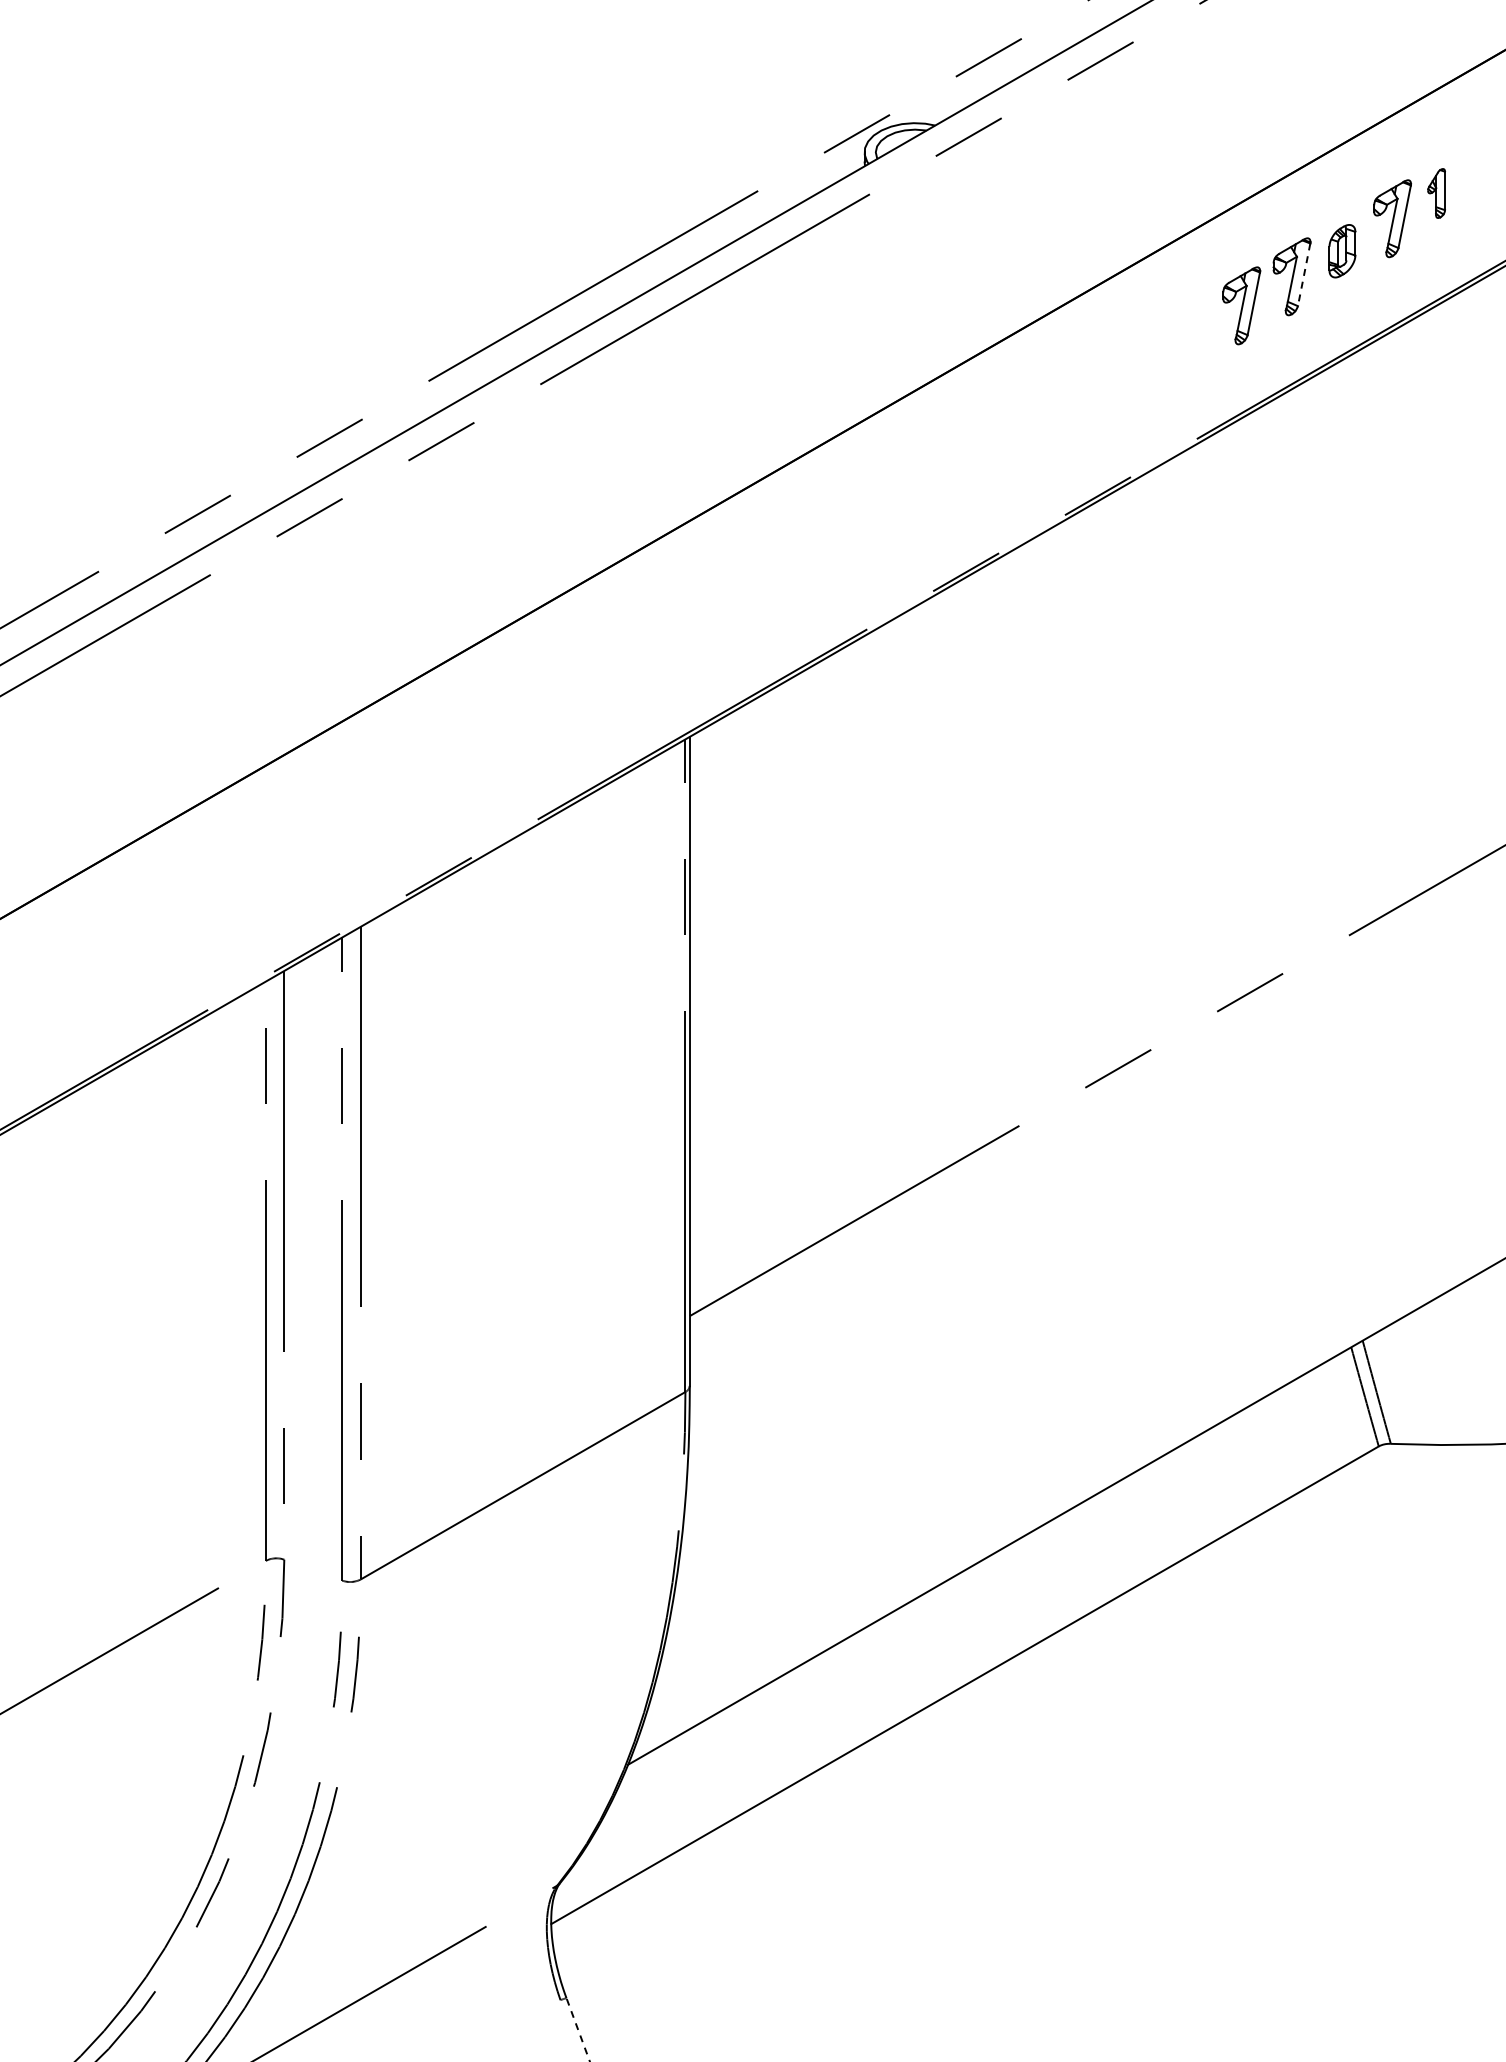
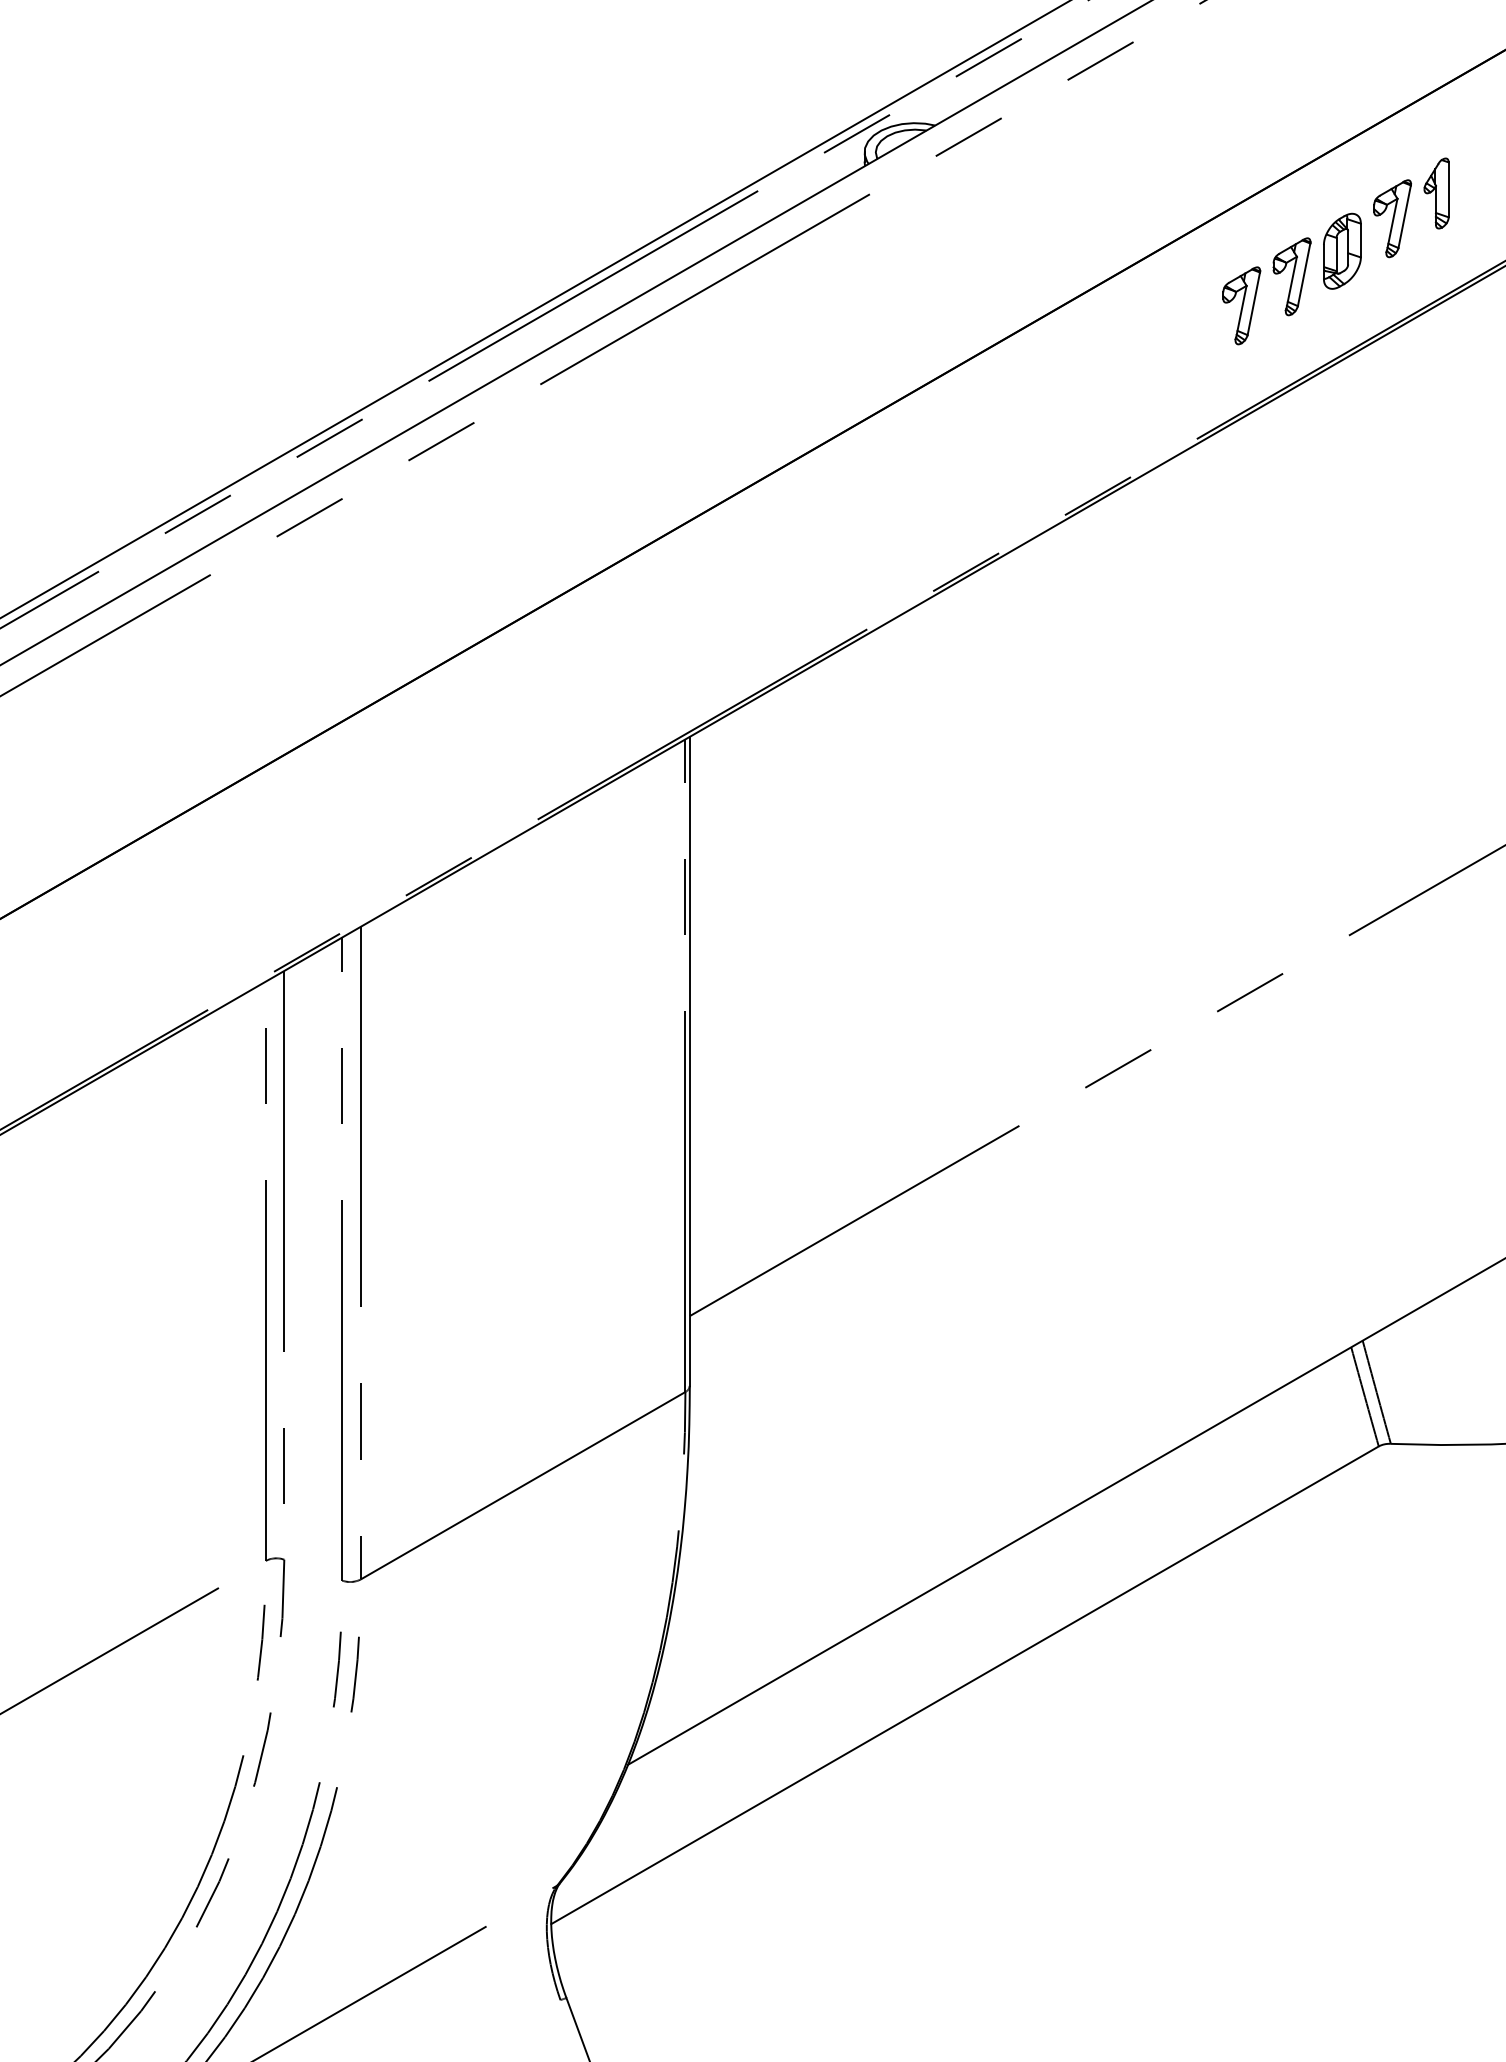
part size: 19x51 px -> 27x73 px (1436, 193)
part size: 29x55 px -> 39x78 px (1342, 250)
line: dashed -> solid (1304, 274)
line: none -> present (534, 309)
line: dashed -> solid (578, 2030)
